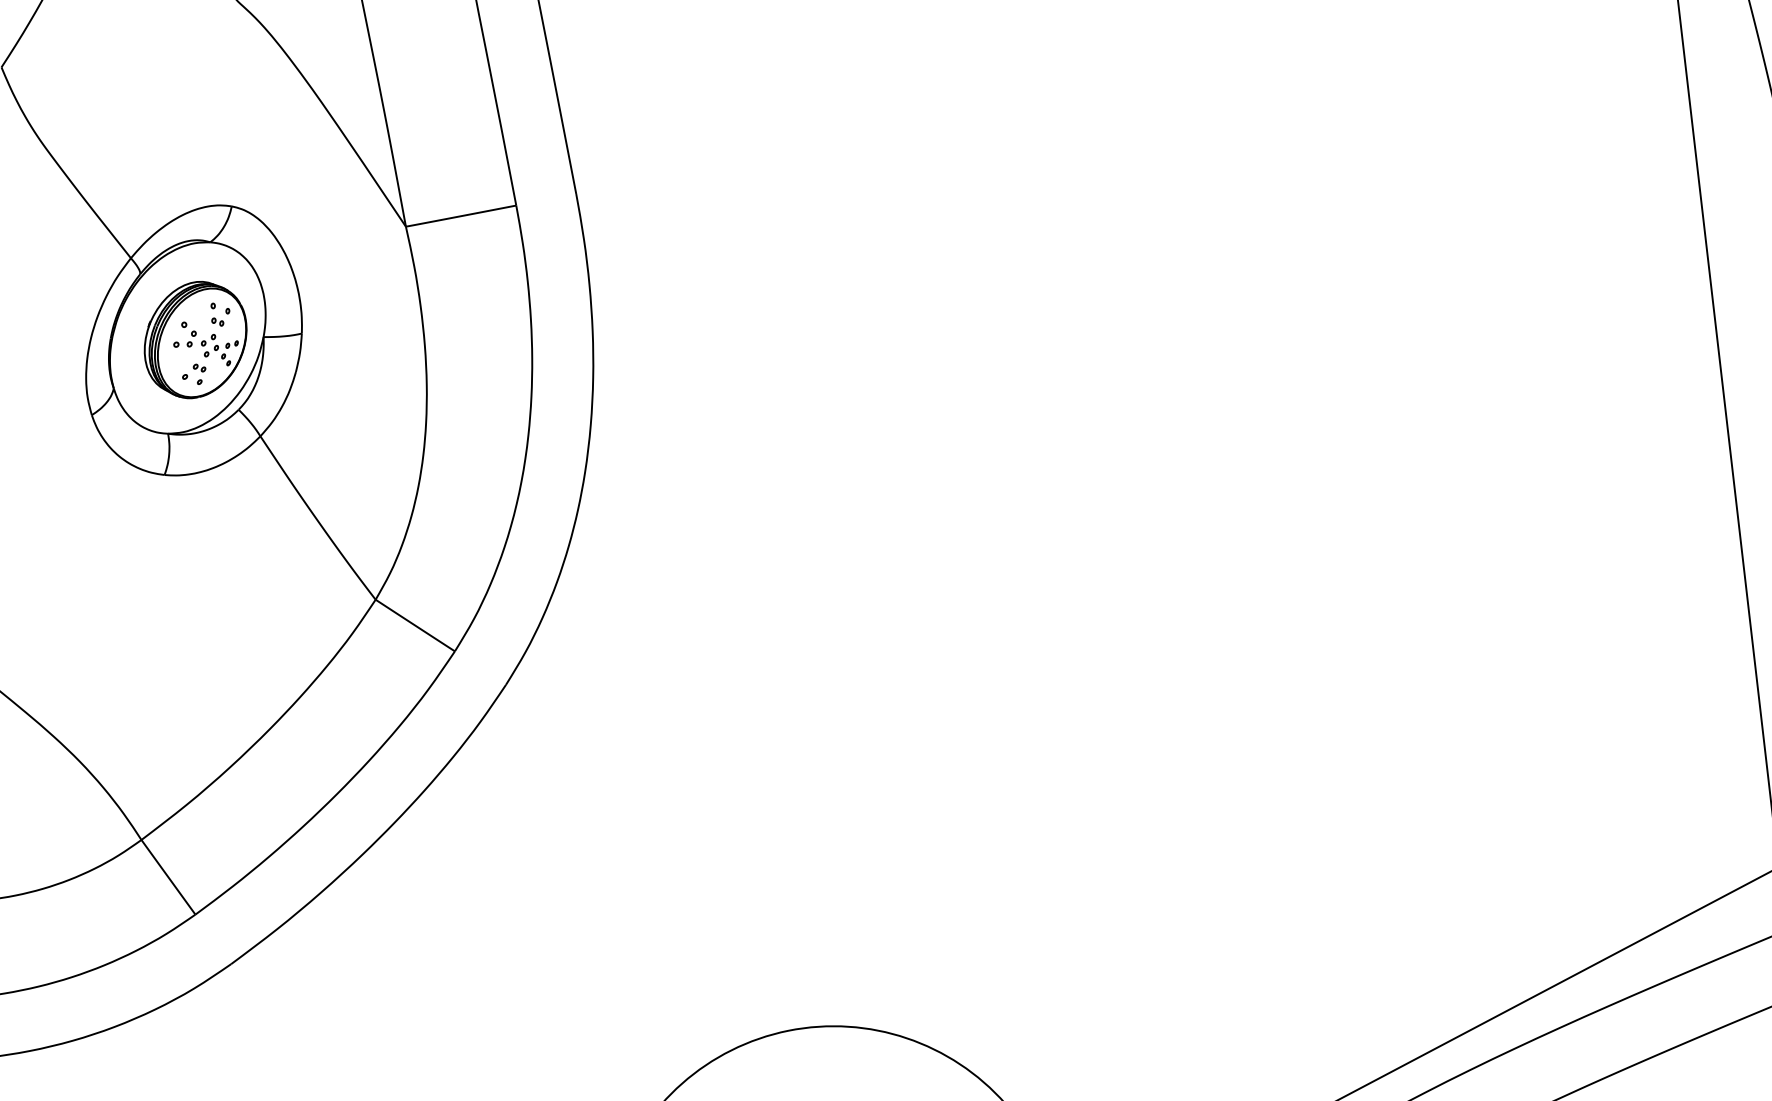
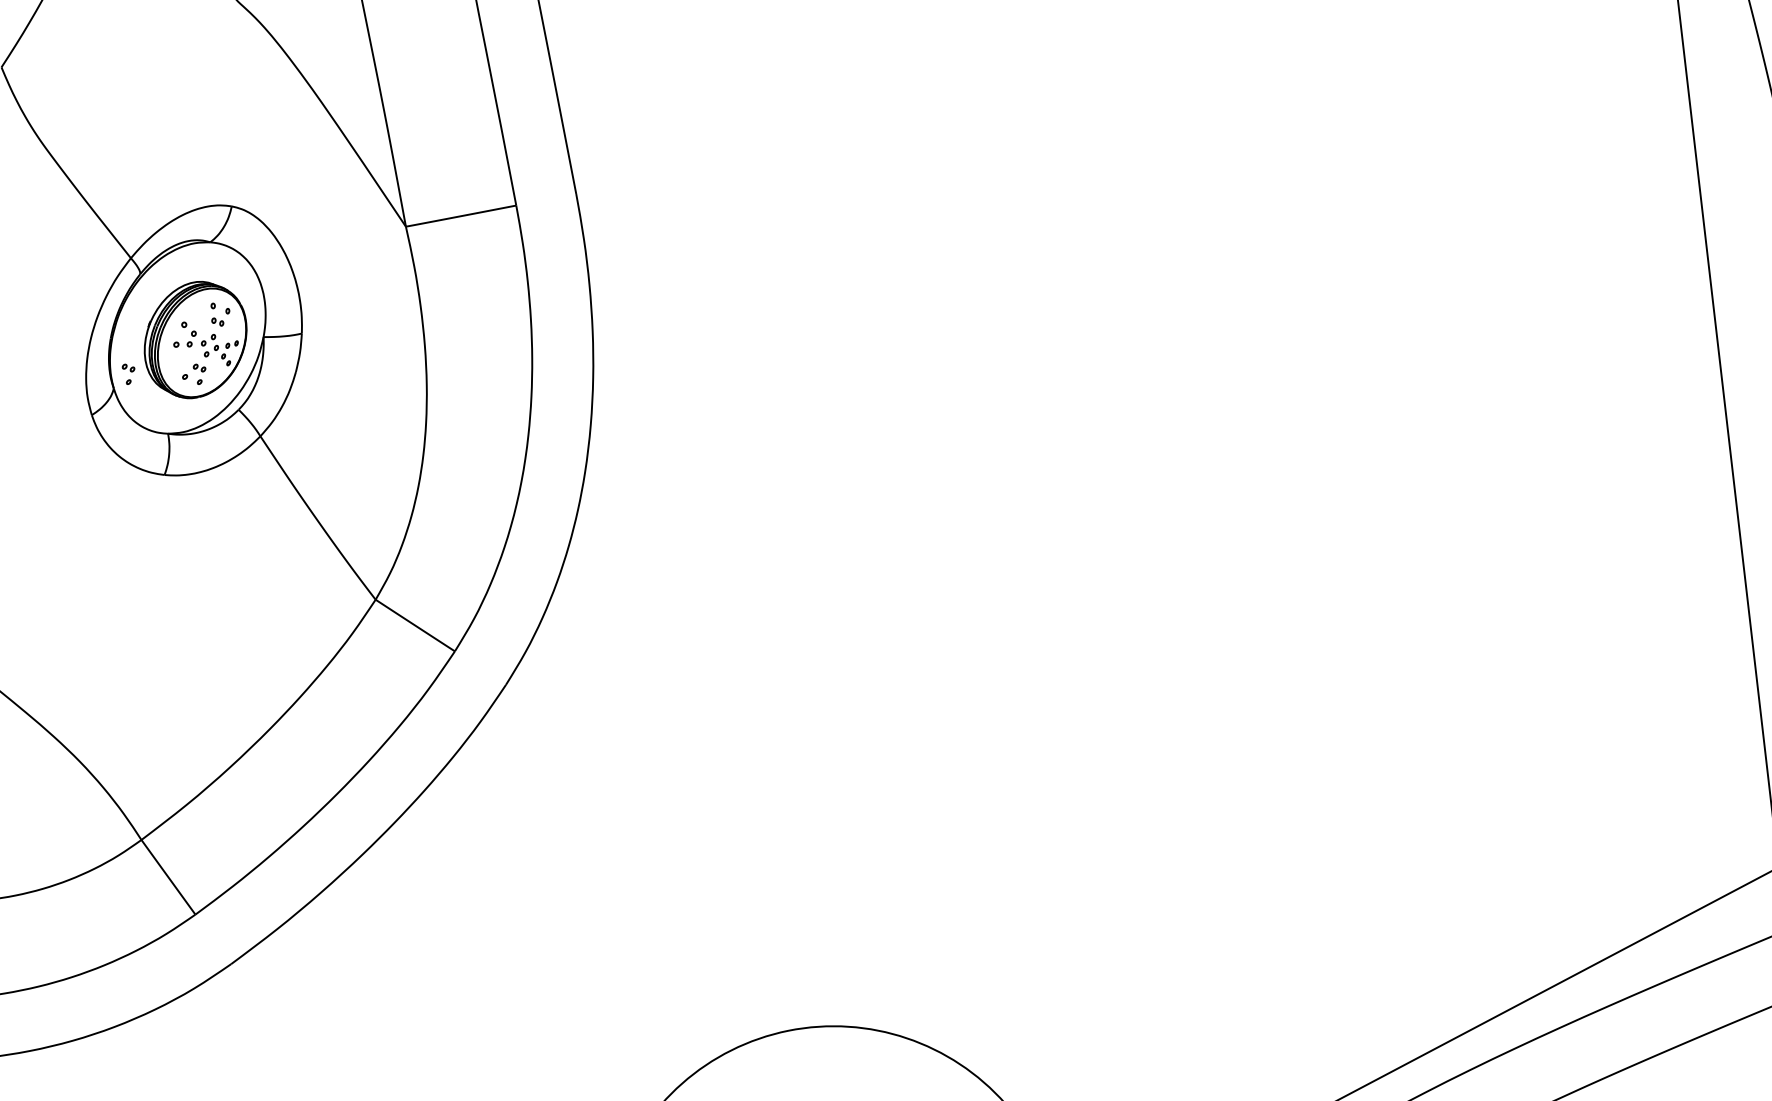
part: none -> present (128, 373)
